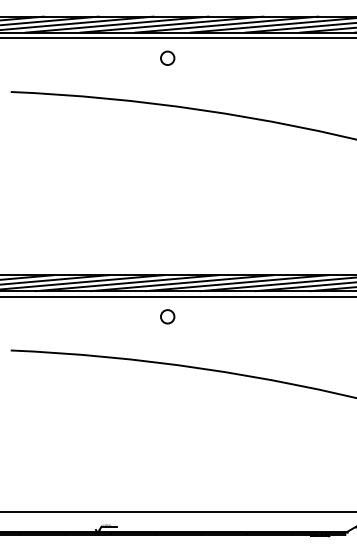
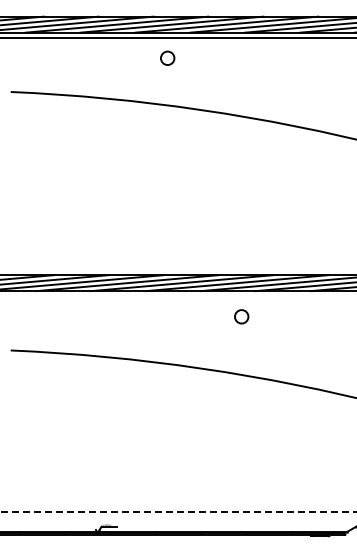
line: present -> none (177, 296)
circle position: (167, 316) -> (241, 316) (241, 316)
line: solid -> dashed (178, 511)
